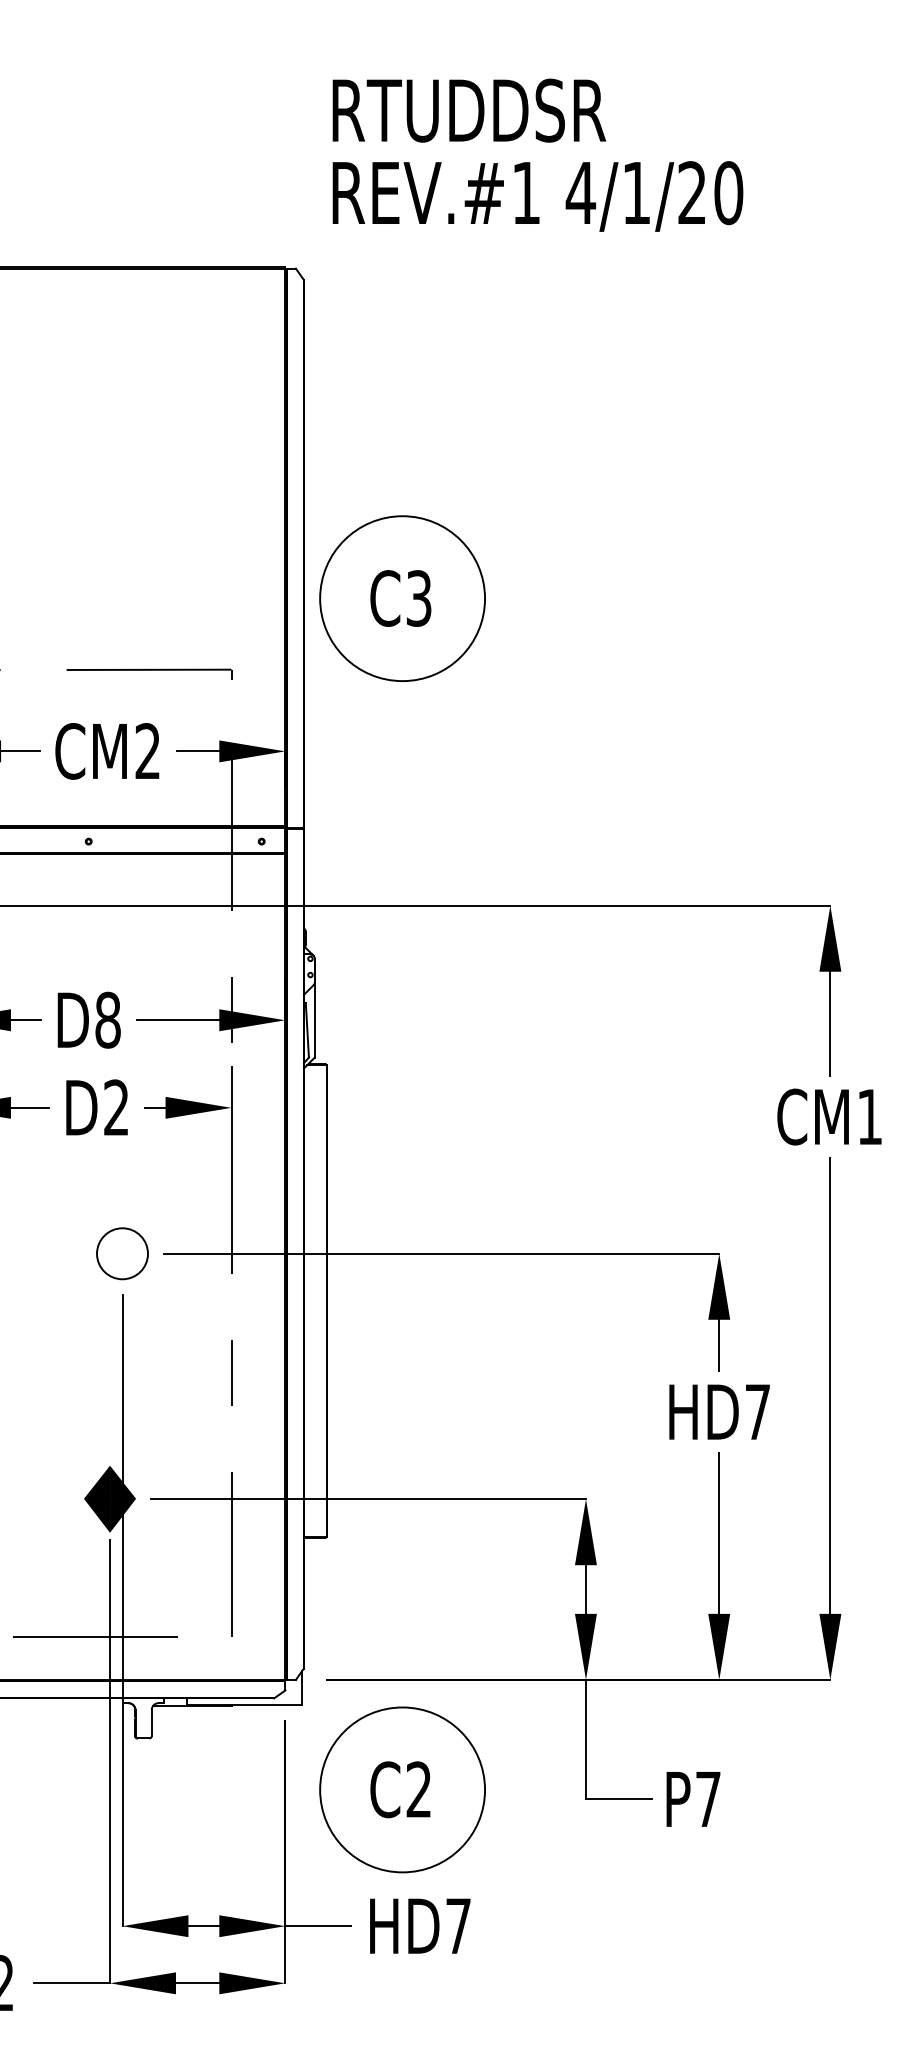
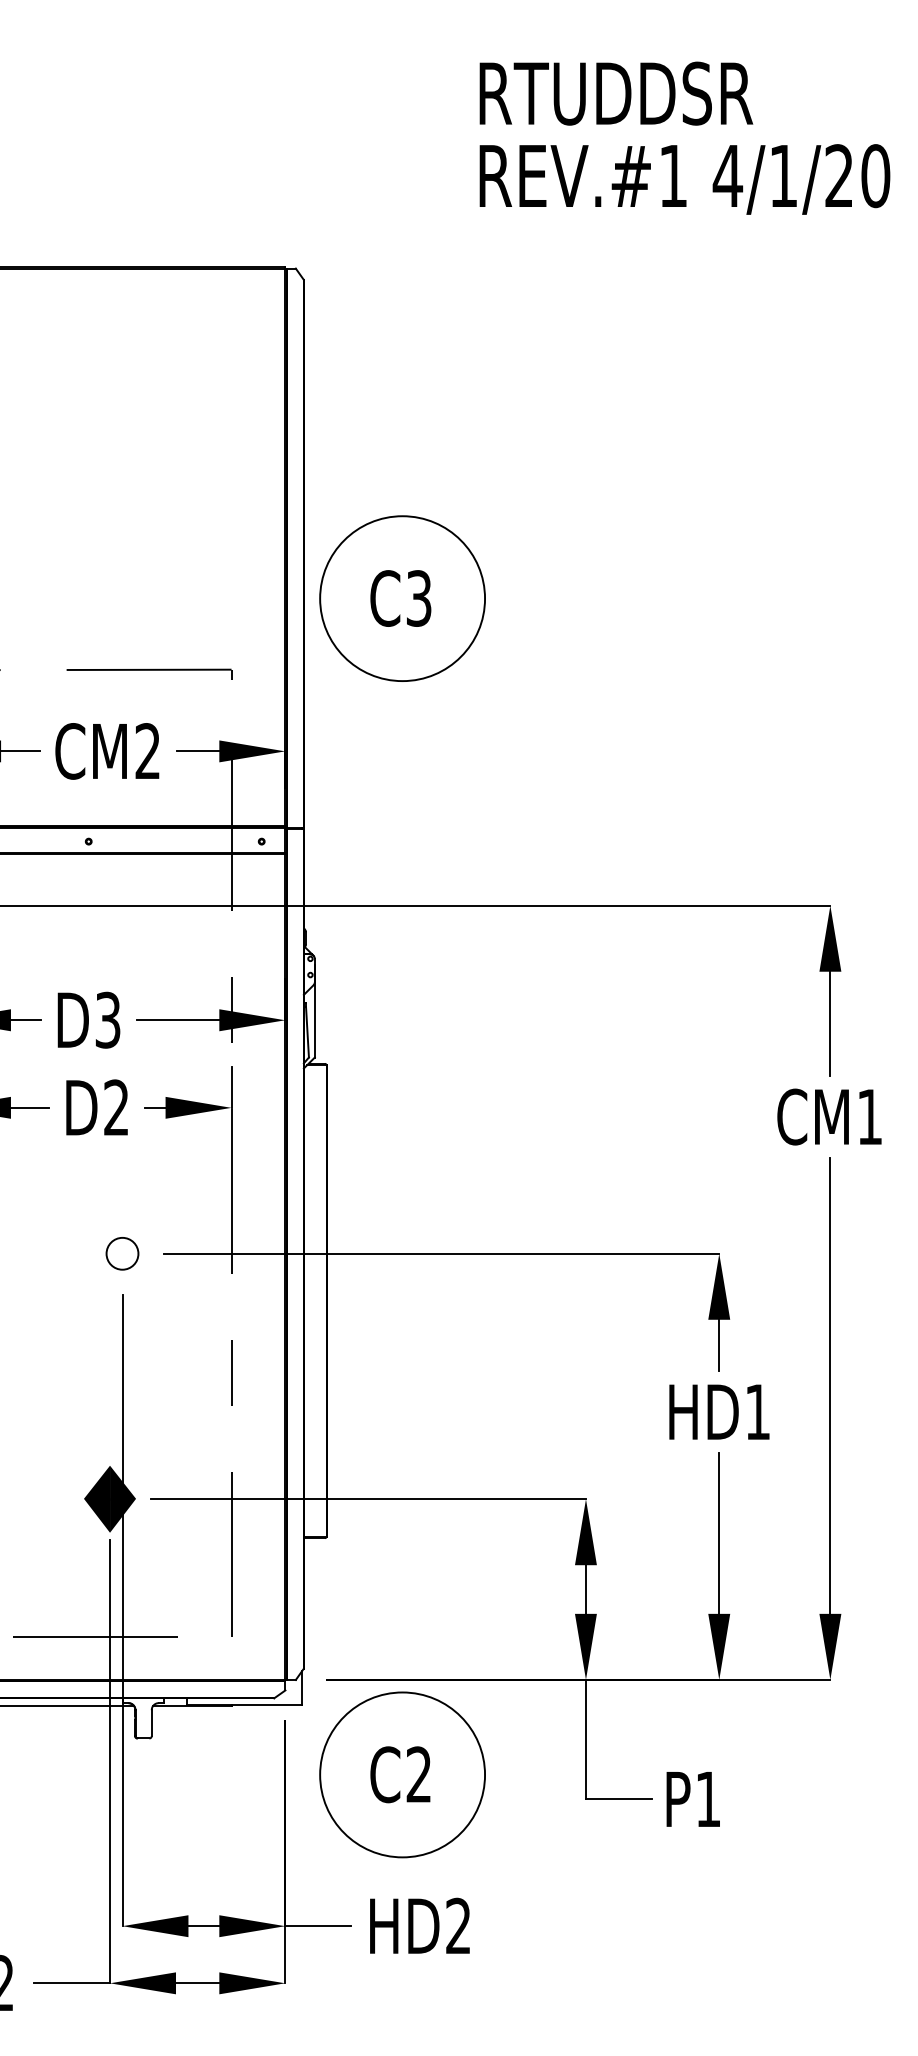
text position: (537, 154) -> (684, 137) (684, 137)
text: D8 -> D3 (107, 1019)
circle diameter: 51 px -> 32 px (122, 1253)
text: HD7 -> HD1 (757, 1411)
line: none -> present (67, 1705)
part position: (402, 1789) -> (402, 1774) (402, 1774)
text: P7 -> P1 (708, 1799)
text: HD7 -> HD2 (458, 1925)
